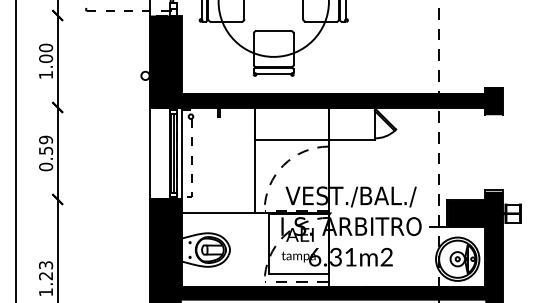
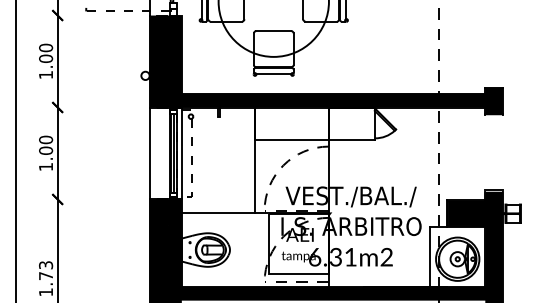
text: 0.59 -> 1.00 (46, 153)
line: none -> present (430, 256)
text: 1.23 -> 1.73 (45, 276)
